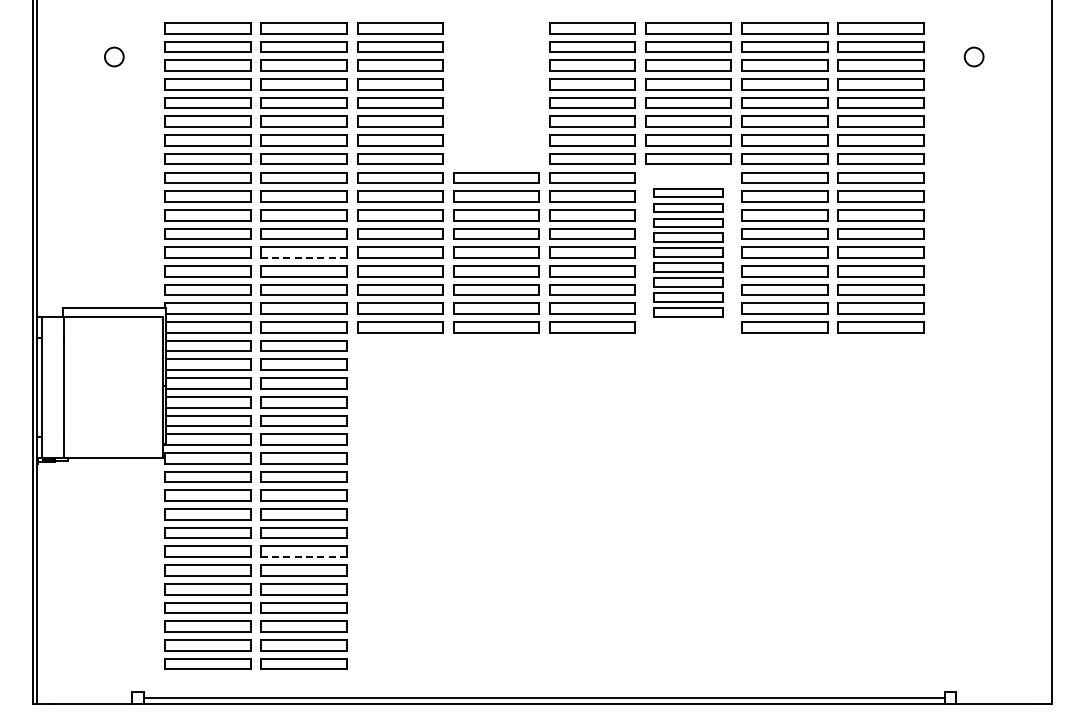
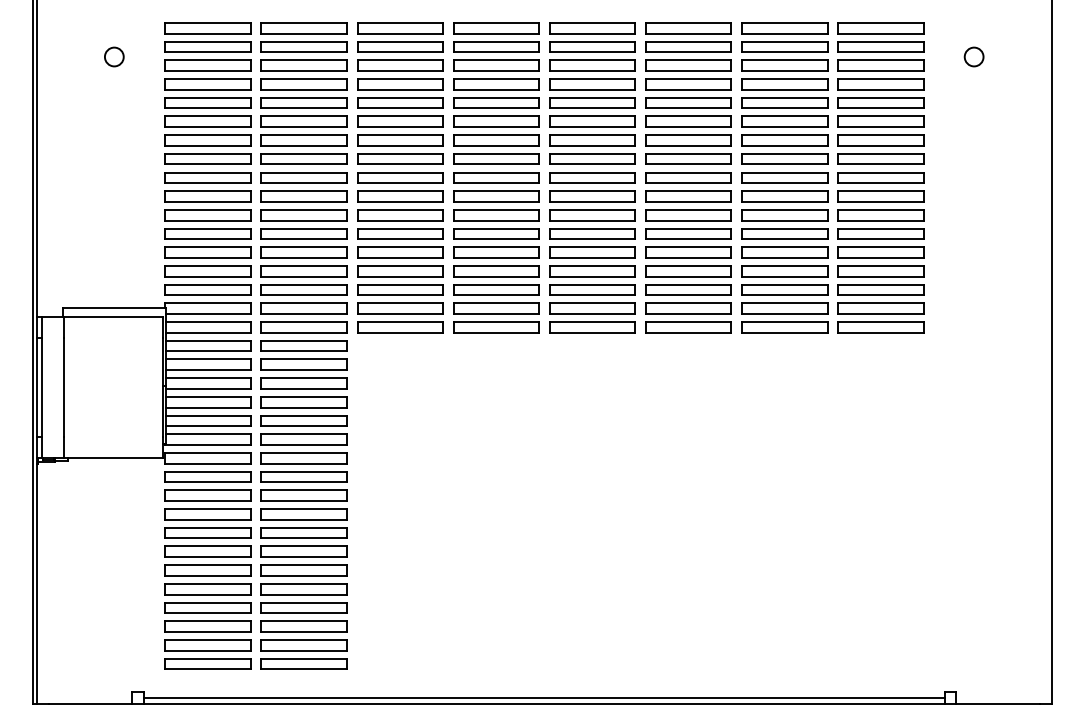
part: none -> present (496, 93)
part size: 71x130 px -> 87x162 px (688, 252)
line: dashed -> solid (304, 258)
line: dashed -> solid (304, 557)
